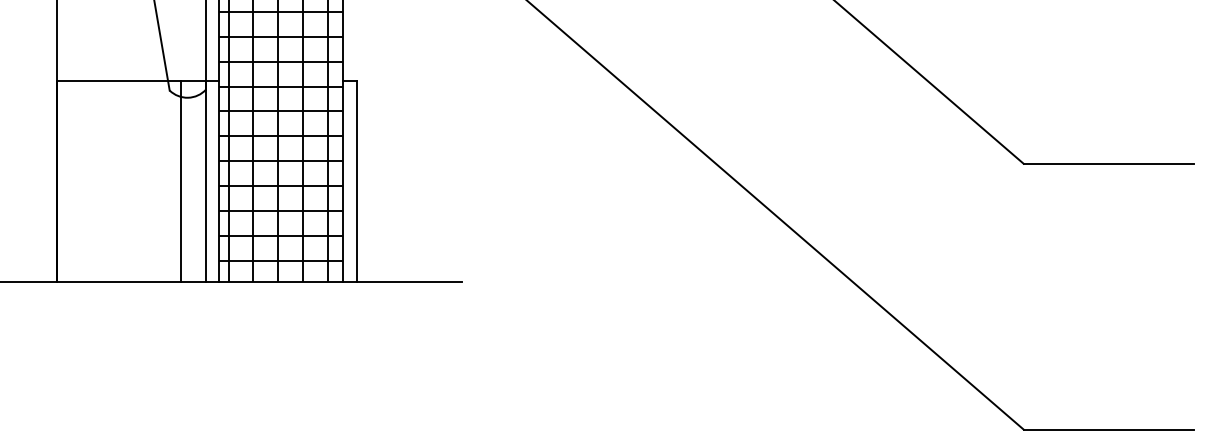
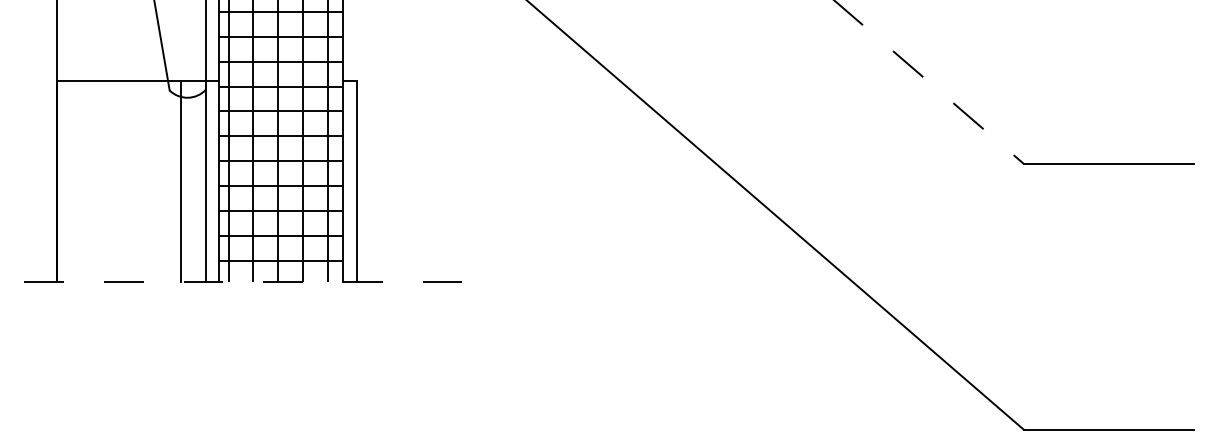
line: solid -> dashed (929, 82)
line: solid -> dashed (230, 282)
